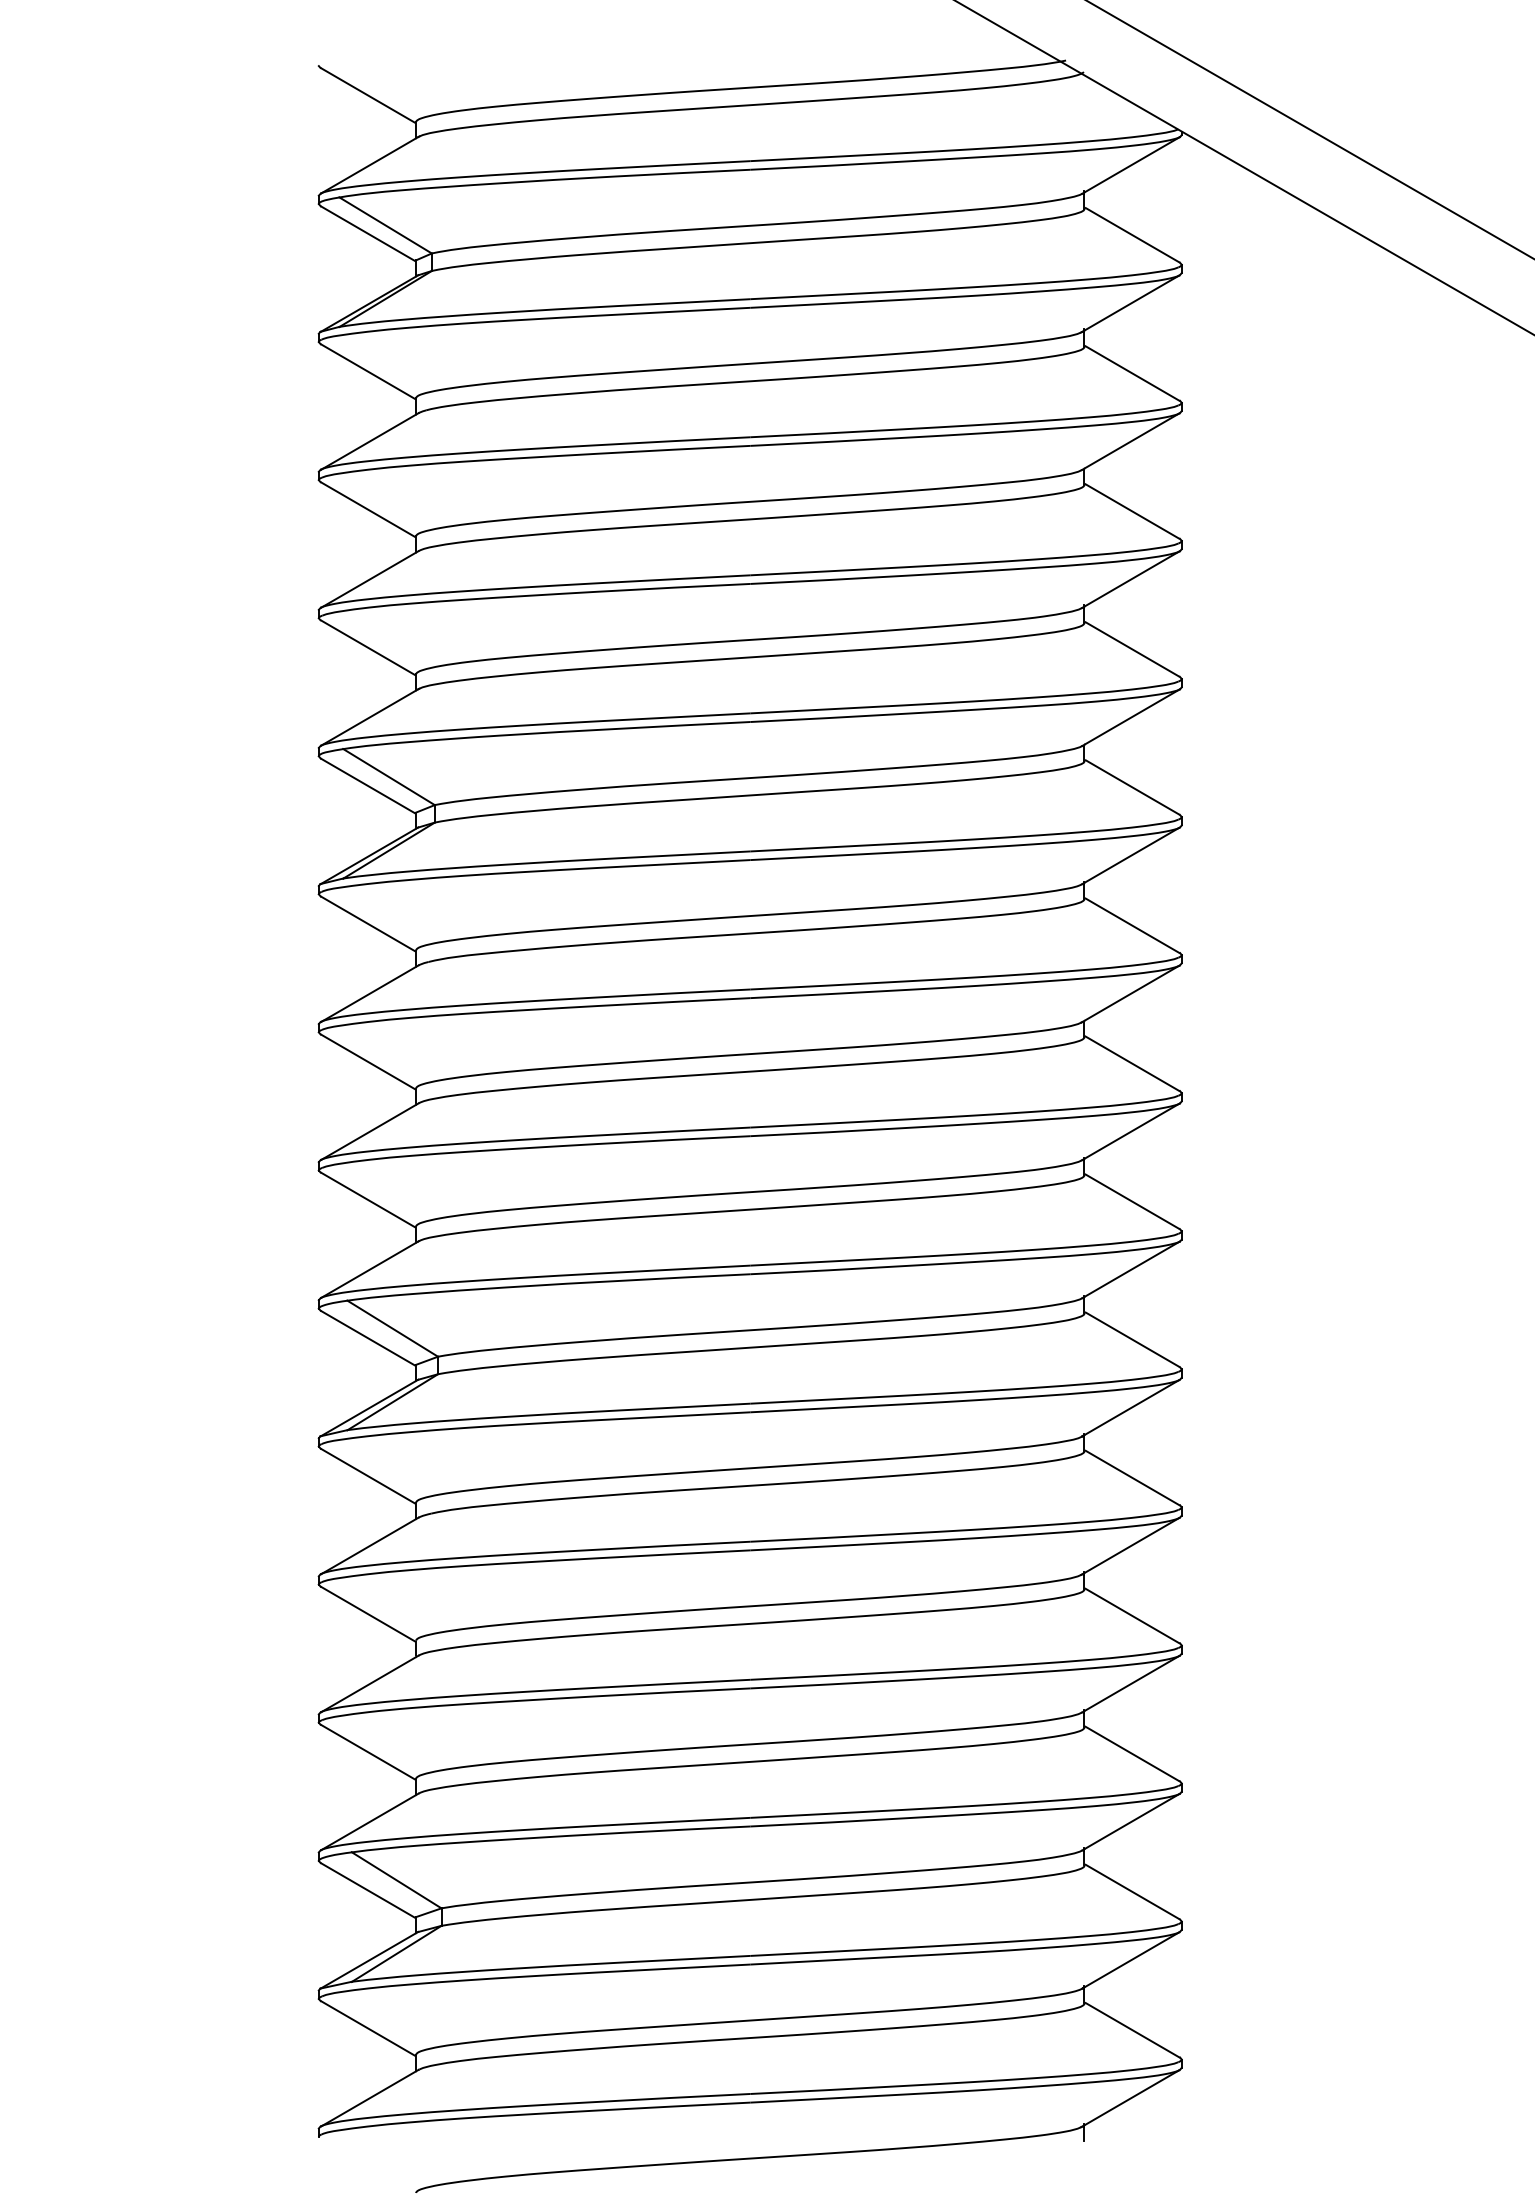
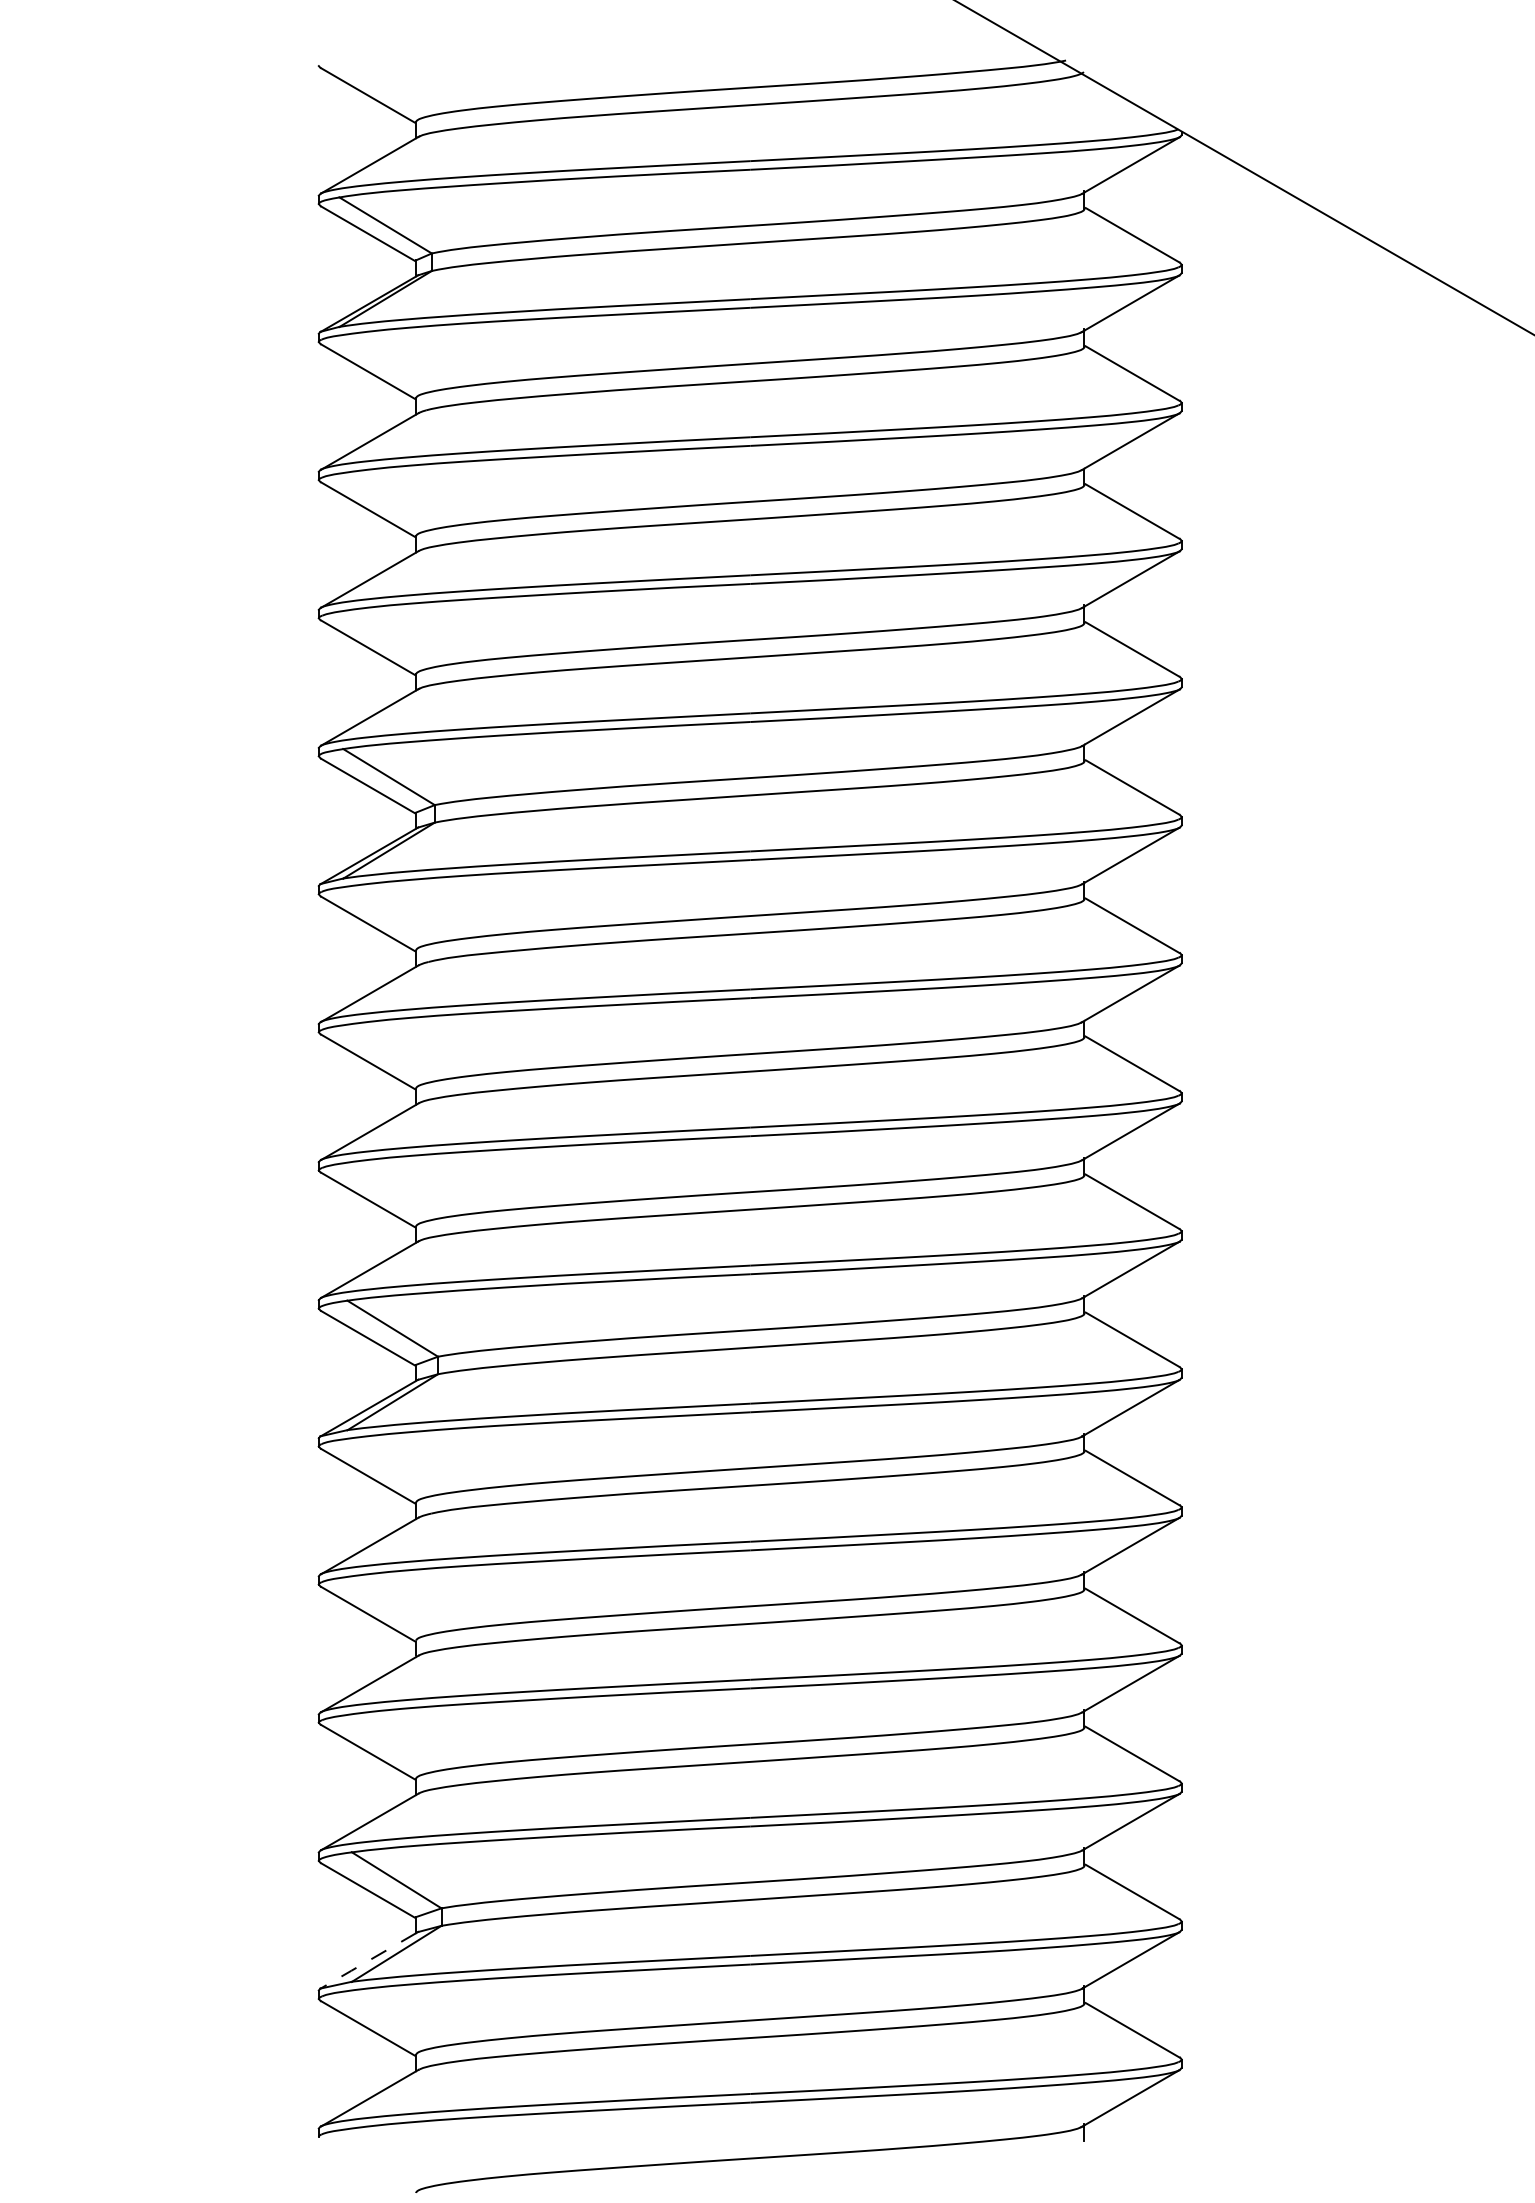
line: present -> none (1309, 129)
line: solid -> dashed (368, 1960)
